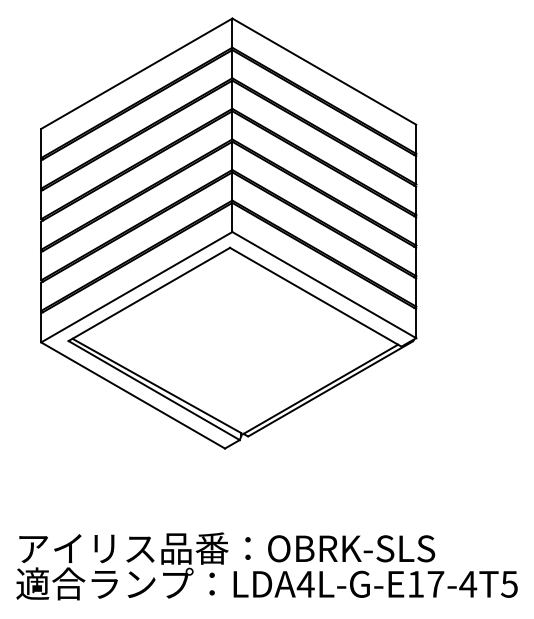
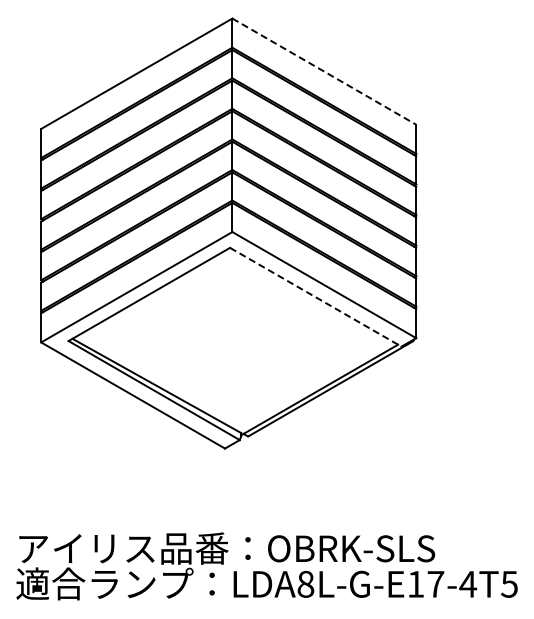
line: solid -> dashed (324, 71)
line: solid -> dashed (315, 297)
text: LDA4L-G-E17-4T5 -> LDA8L-G-E17-4T5 (305, 583)
